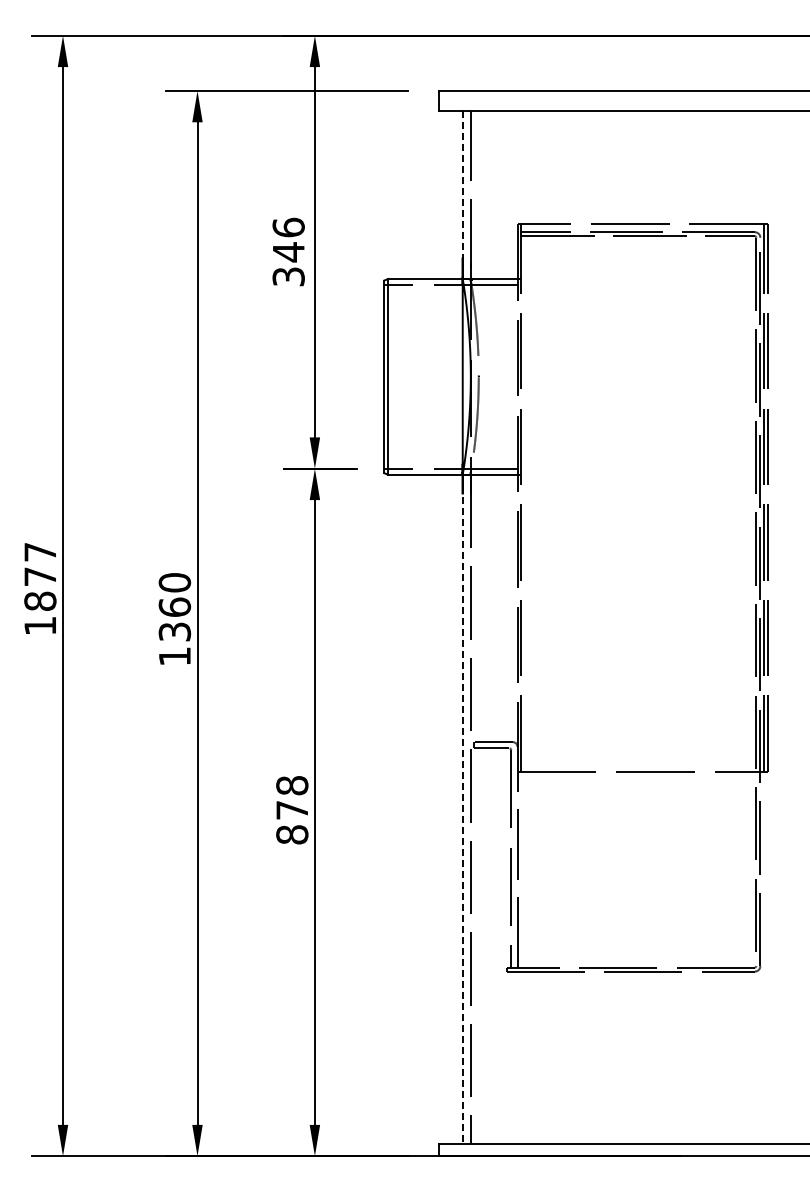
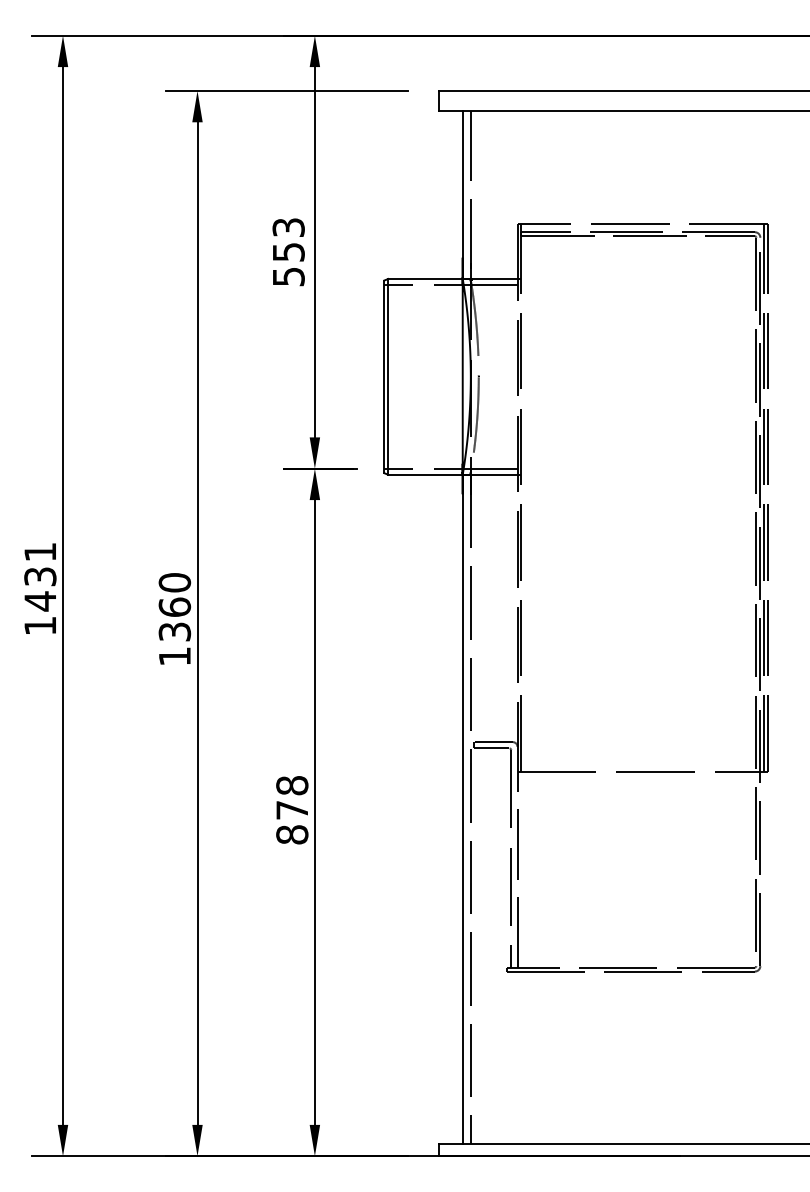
line: dashed -> solid (462, 195)
text: 346 -> 553 (288, 251)
text: 1877 -> 1431 (40, 577)
line: dashed -> solid (462, 809)
